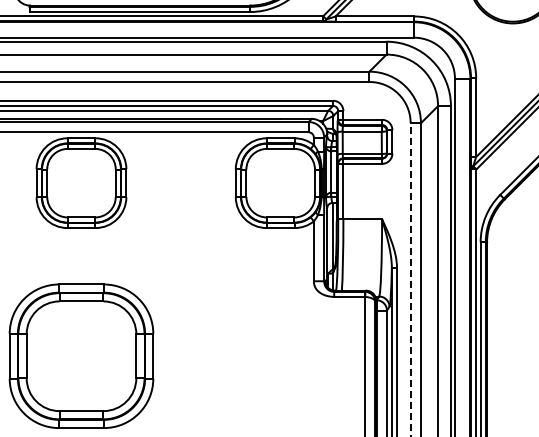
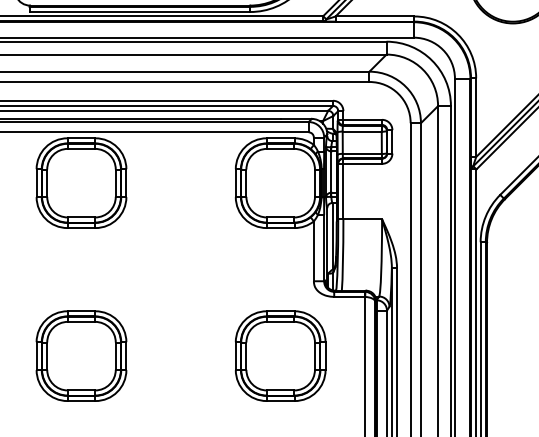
line: dashed -> solid (410, 279)
part size: 147x146 px -> 93x92 px (81, 355)
part: none -> present (280, 355)
